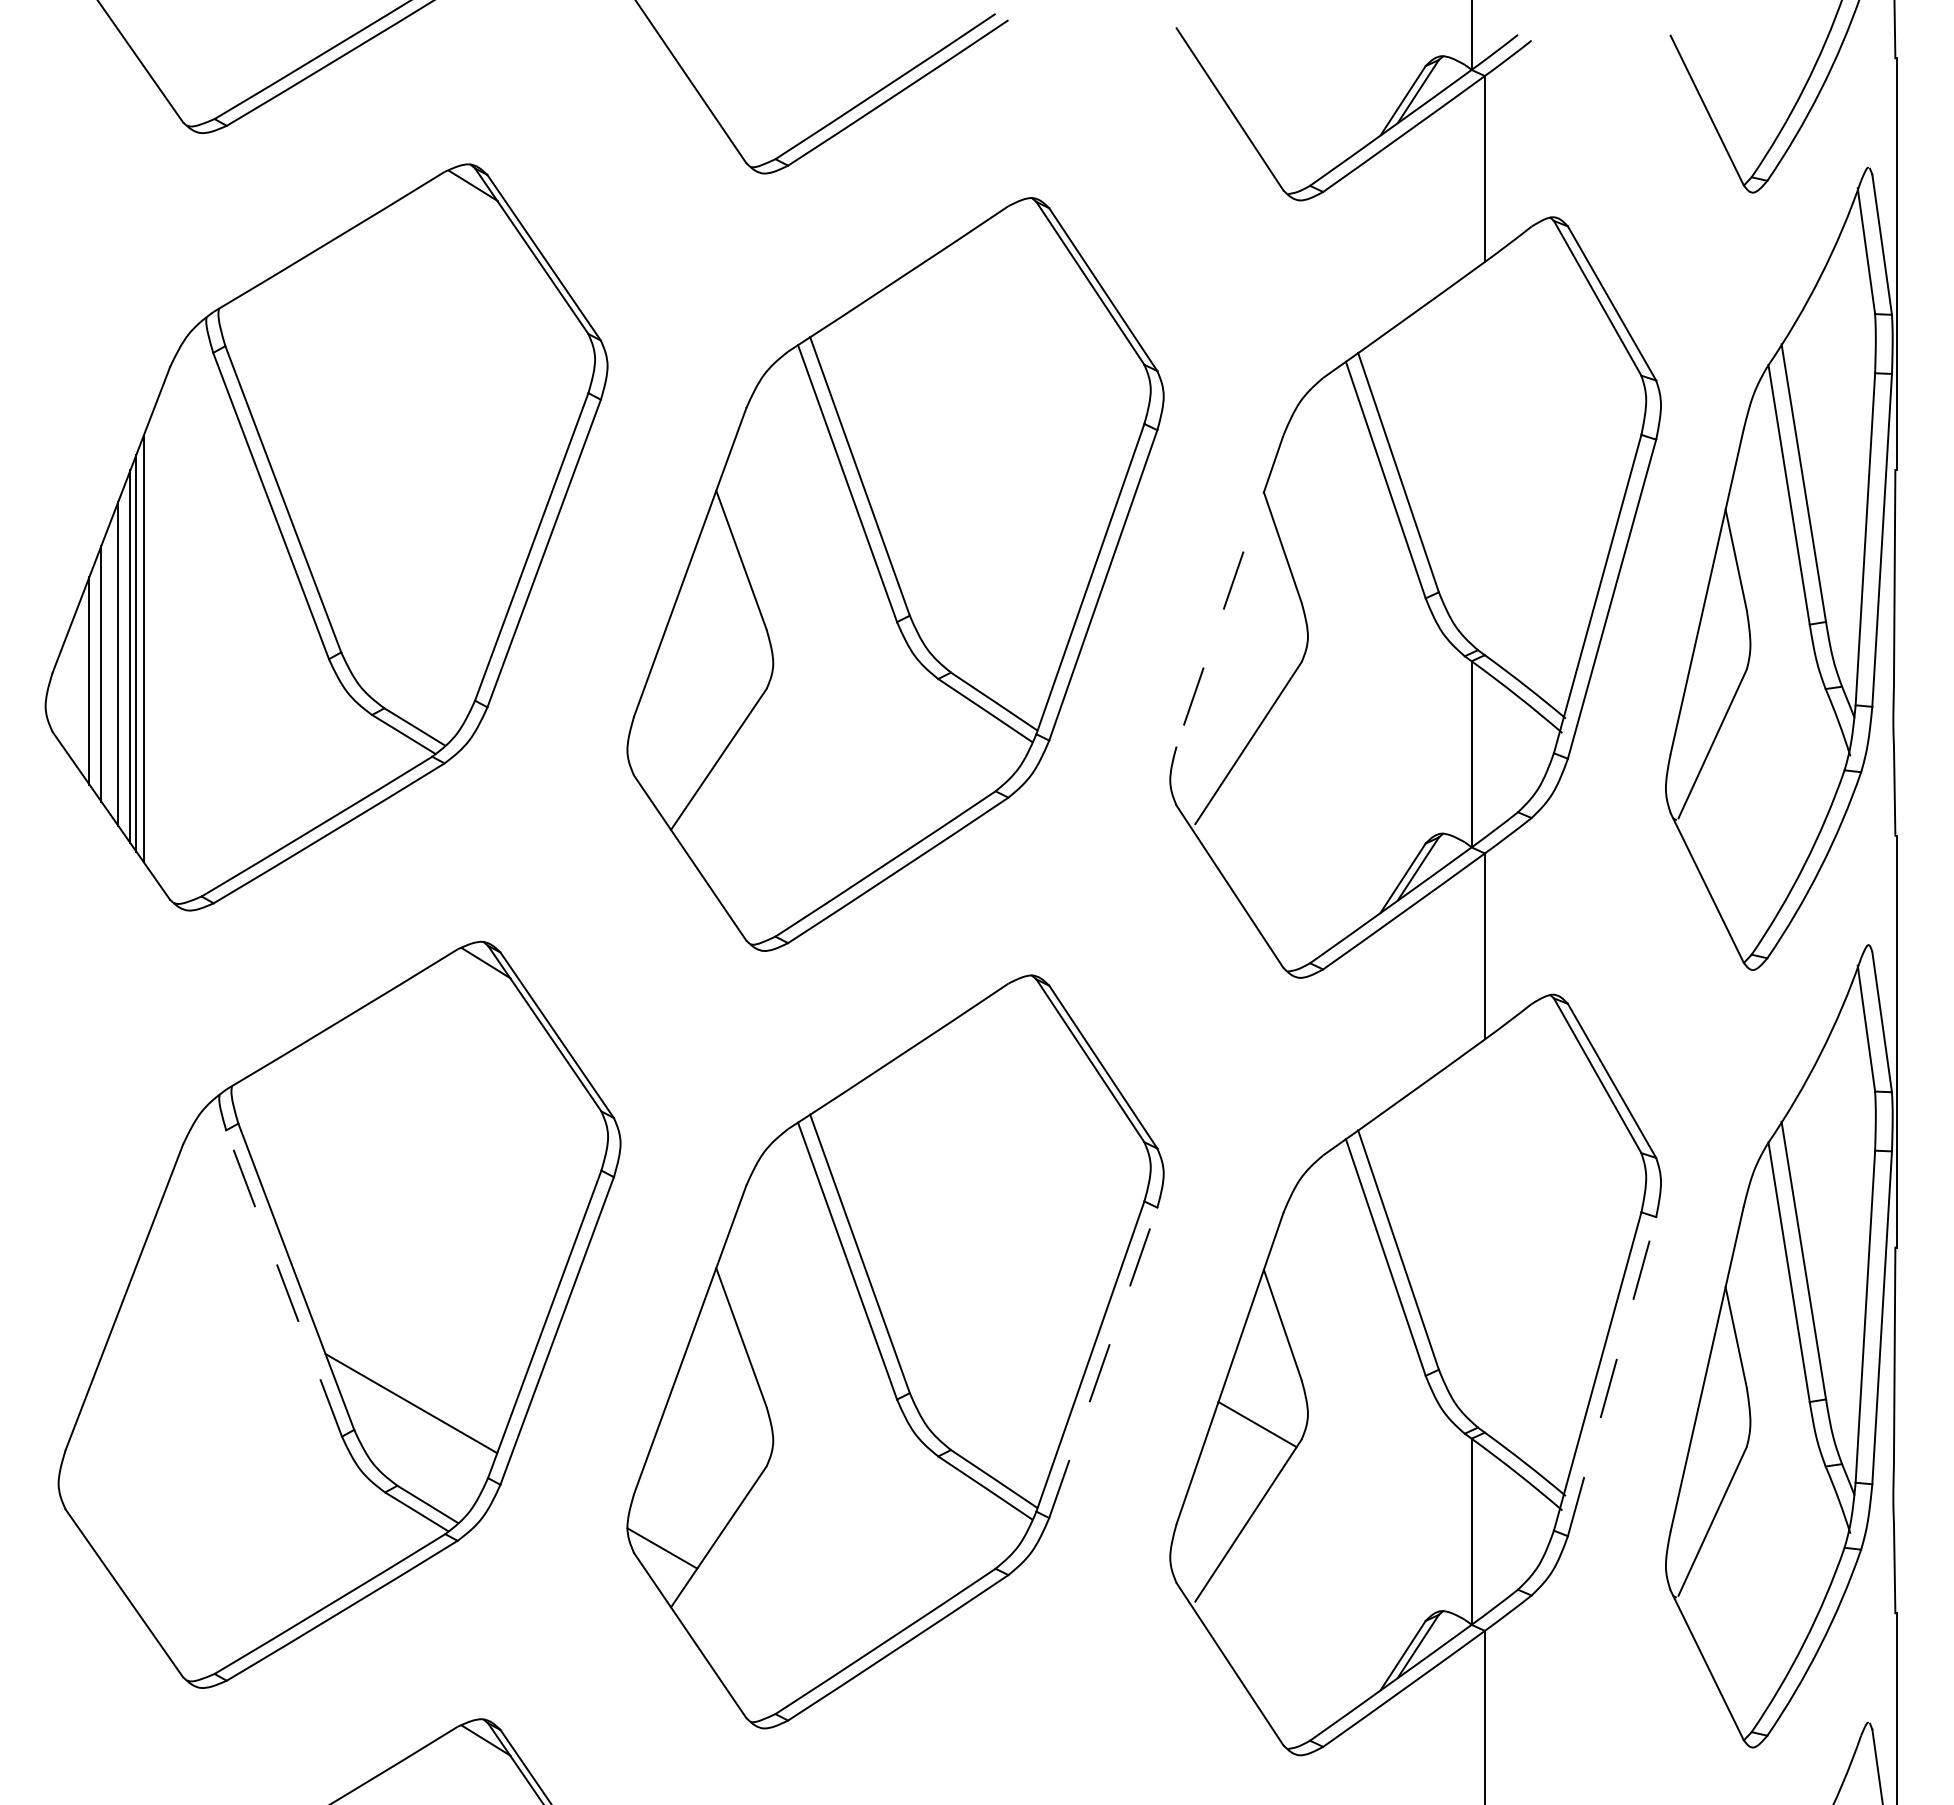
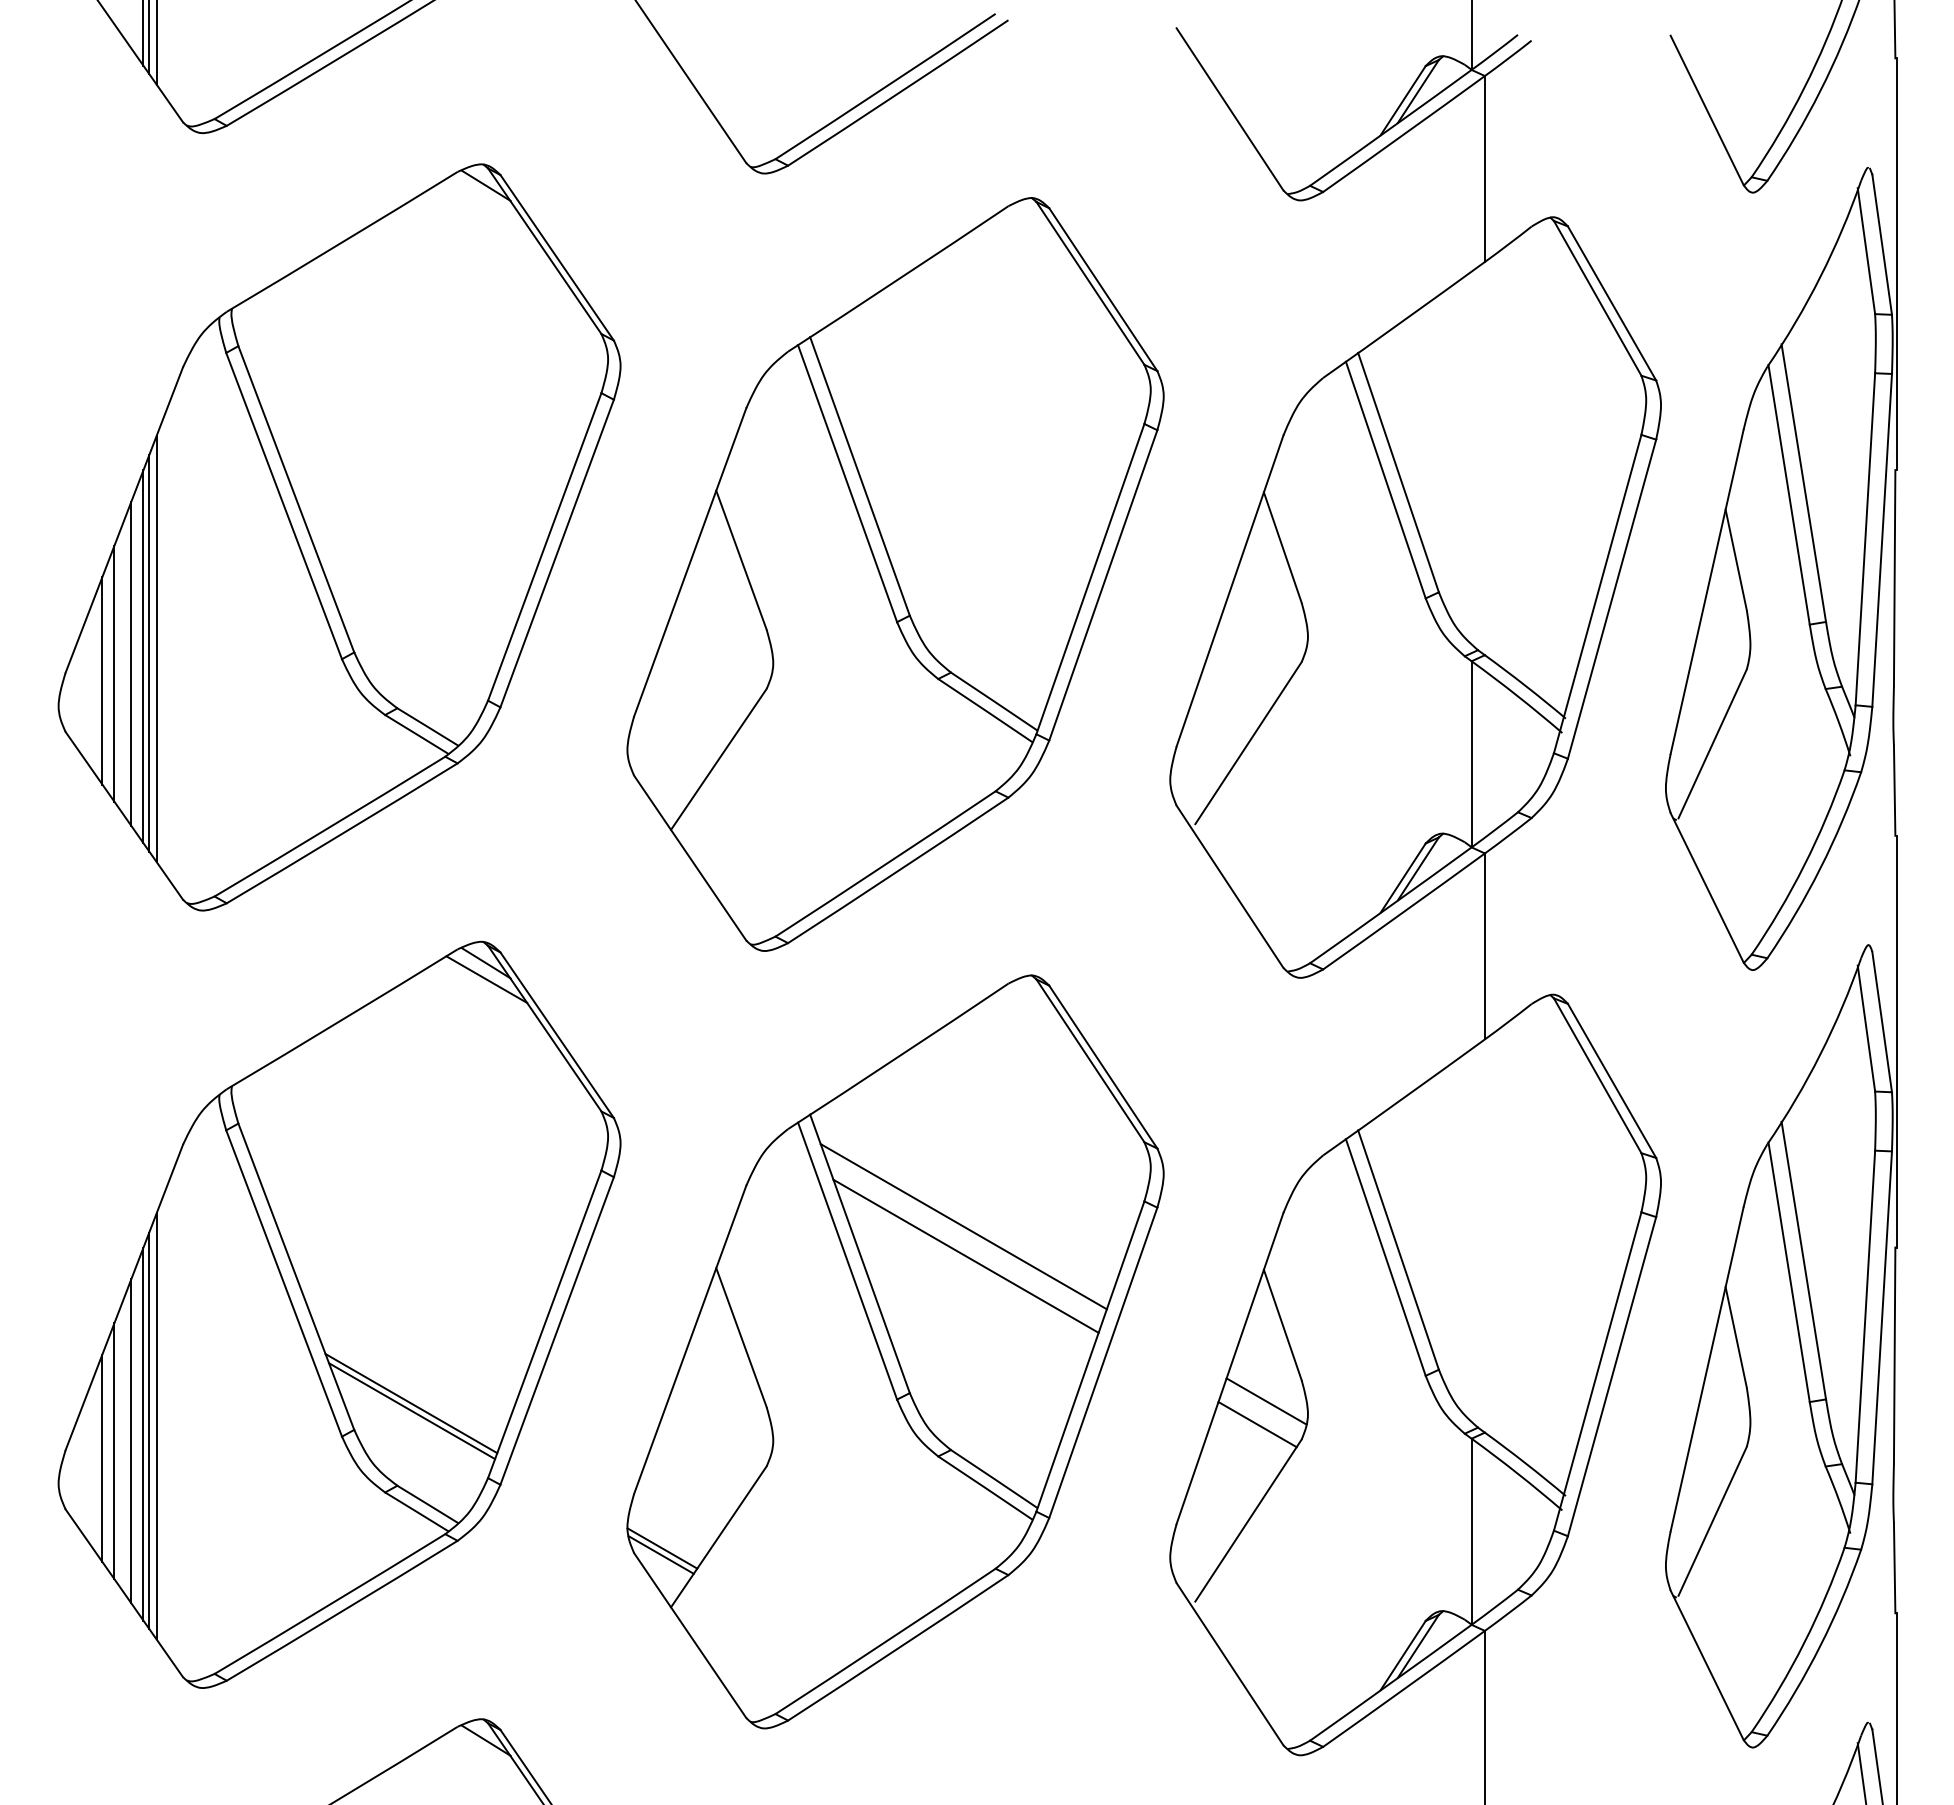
line: none -> present (143, 33)
line: none -> present (149, 38)
line: none -> present (156, 43)
part position: (326, 537) -> (339, 537) (339, 537)
line: dashed -> solid (1229, 591)
line: none -> present (486, 979)
line: none -> present (963, 1226)
line: none -> present (965, 1255)
line: dashed -> solid (284, 1283)
line: dashed -> solid (1103, 1362)
line: dashed -> solid (1612, 1376)
line: none -> present (1266, 1401)
line: none -> present (412, 1411)
line: none -> present (156, 1426)
line: none -> present (149, 1430)
line: none -> present (143, 1433)
line: none -> present (131, 1441)
line: none -> present (114, 1451)
line: none -> present (102, 1457)
line: none -> present (660, 1554)
line: none -> present (1861, 1772)
